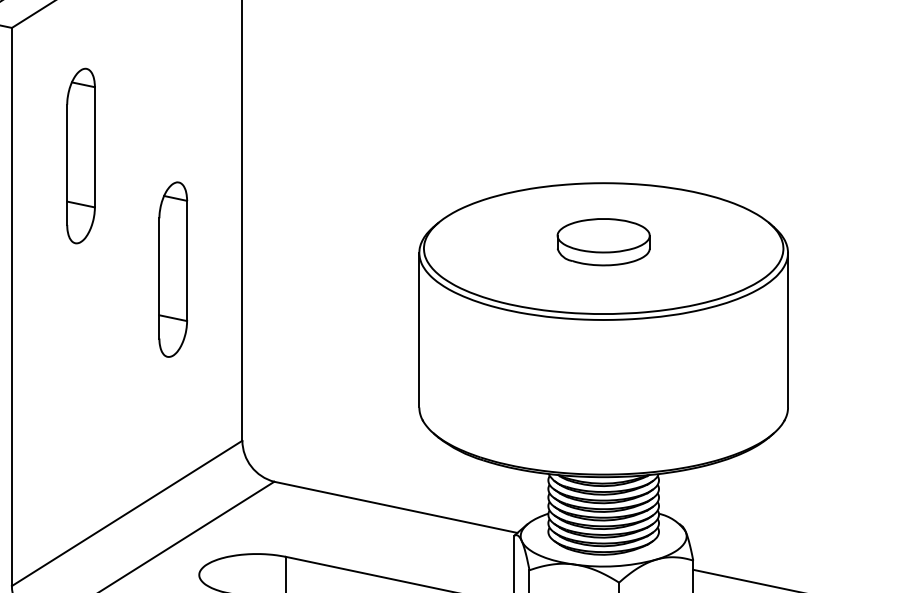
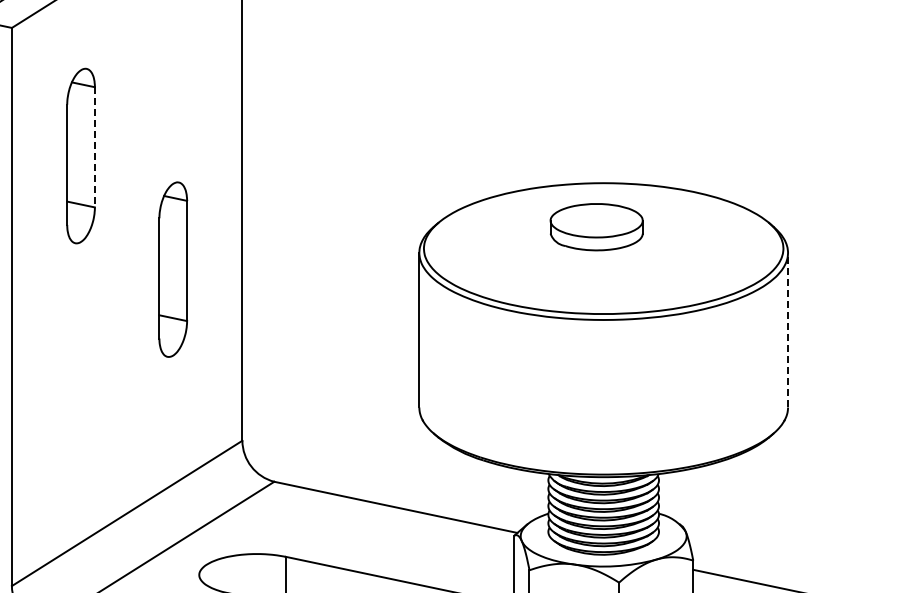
line: solid -> dashed (94, 147)
part position: (603, 242) -> (596, 227) (596, 227)
line: solid -> dashed (788, 329)
